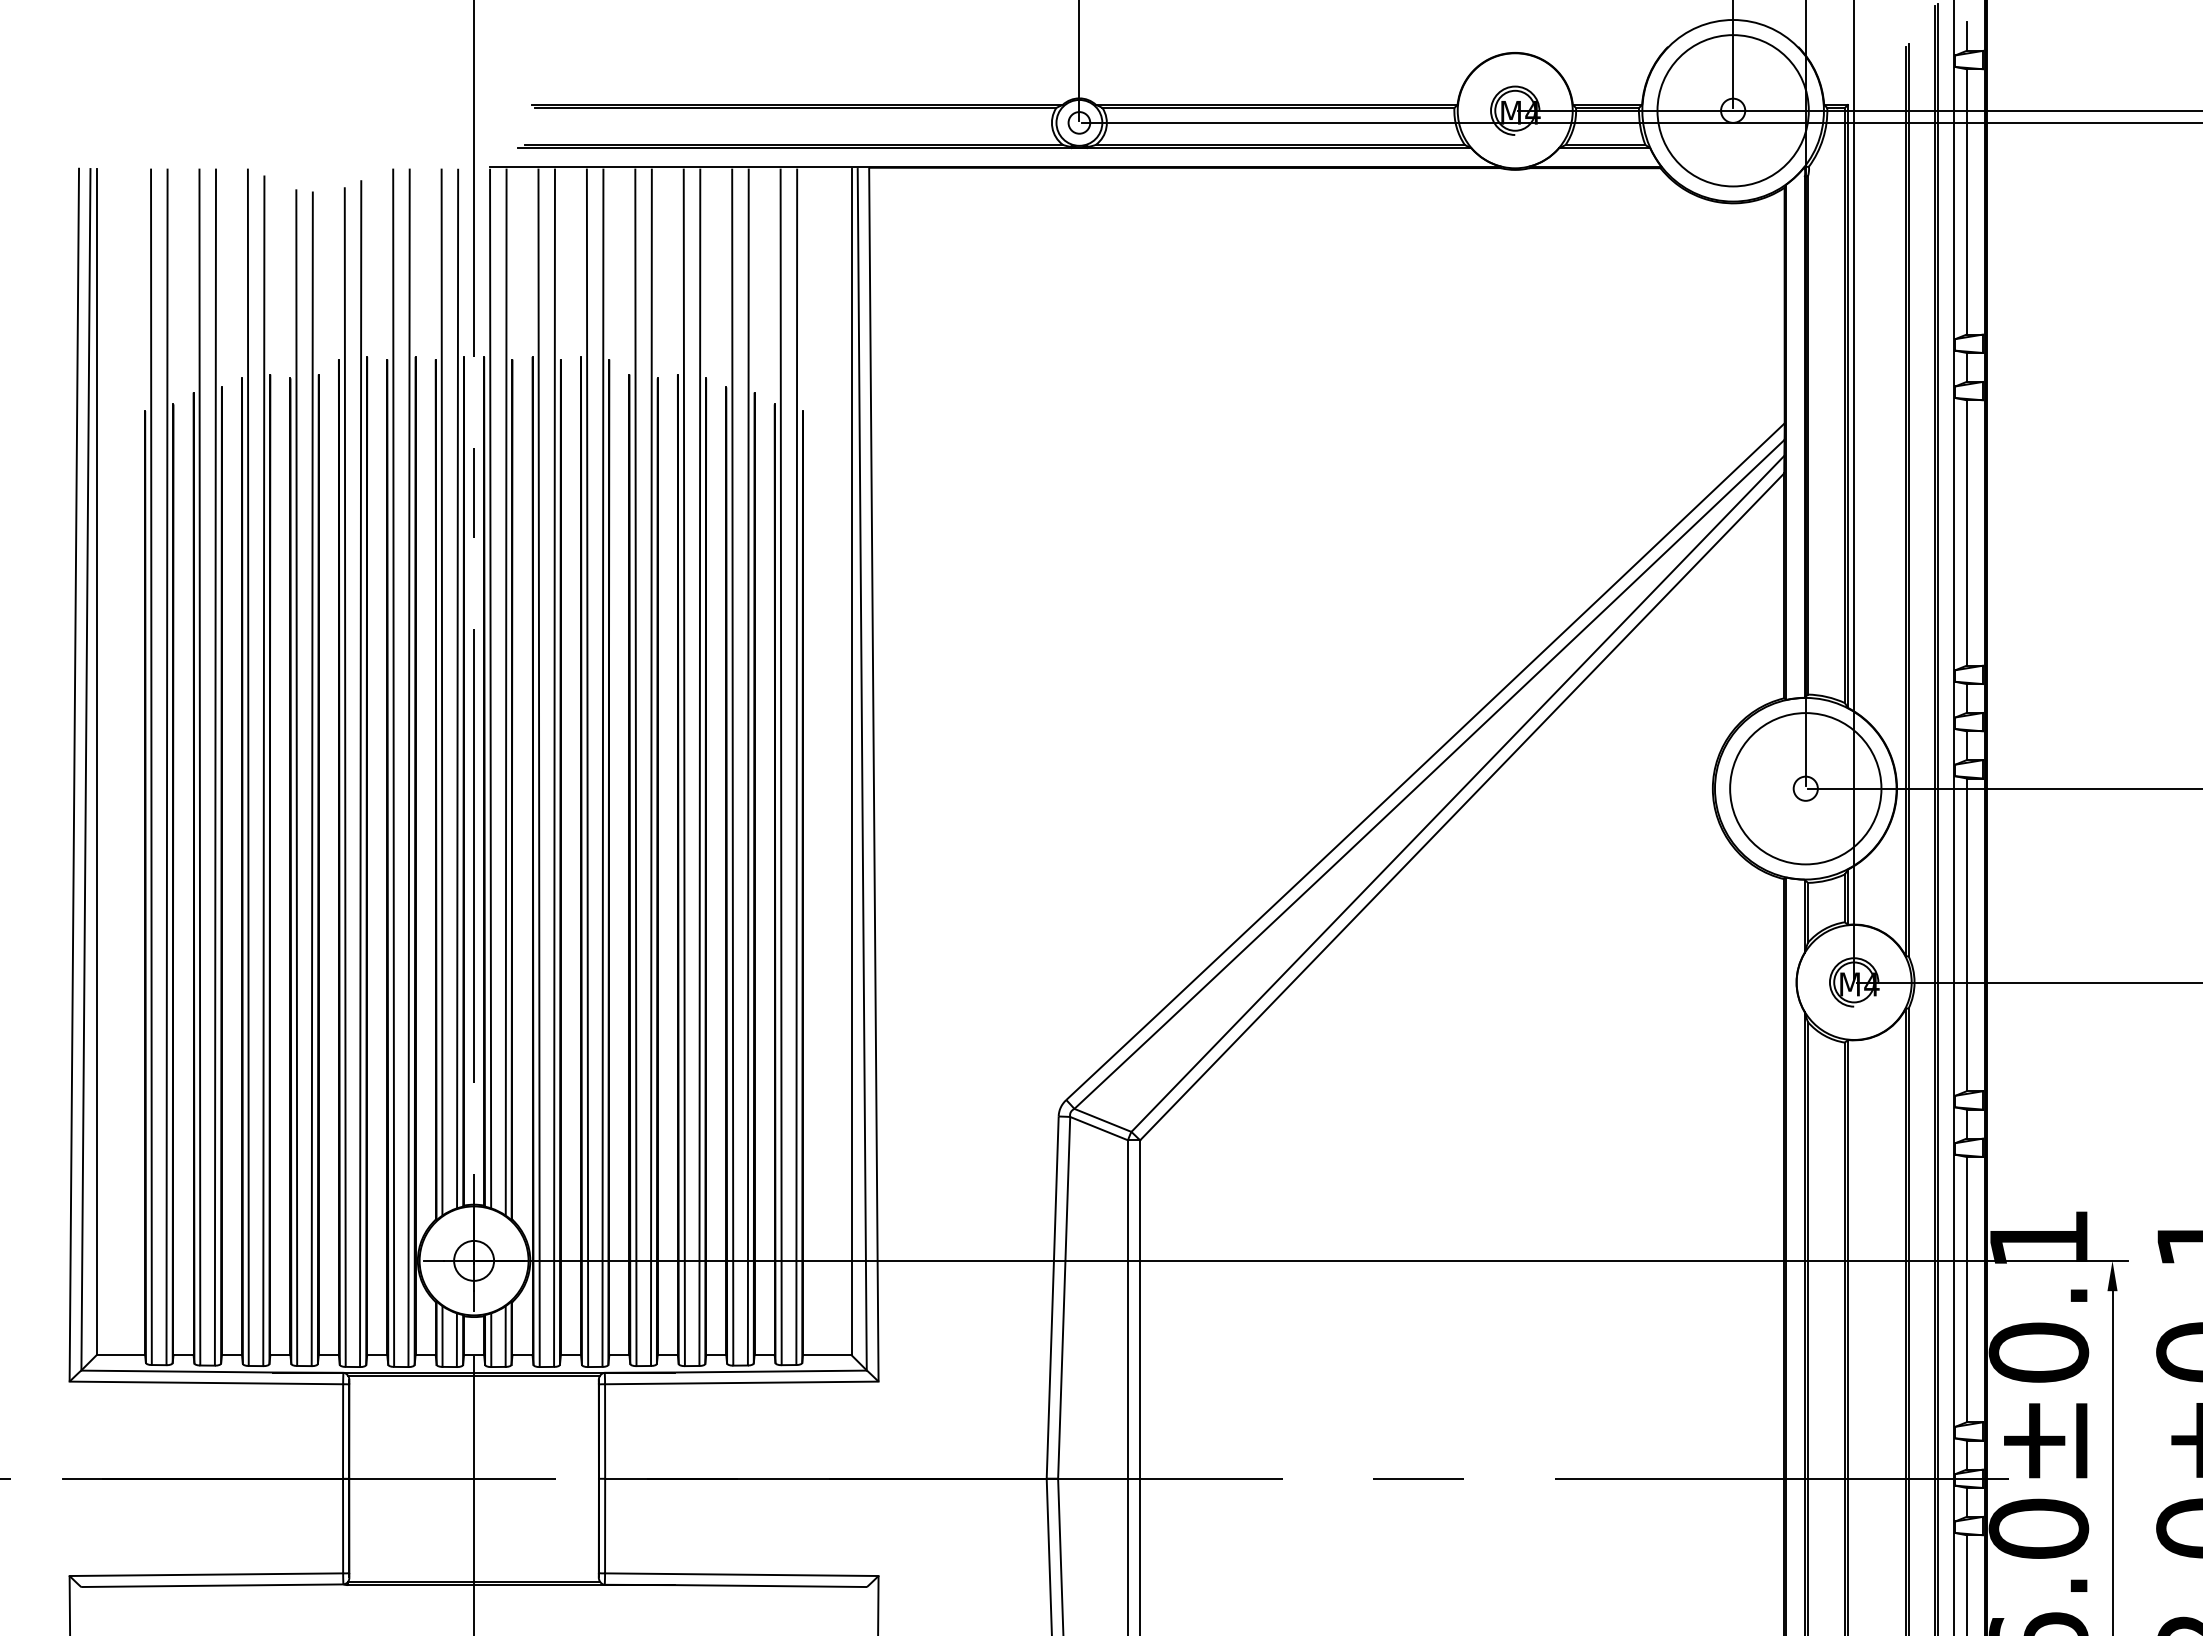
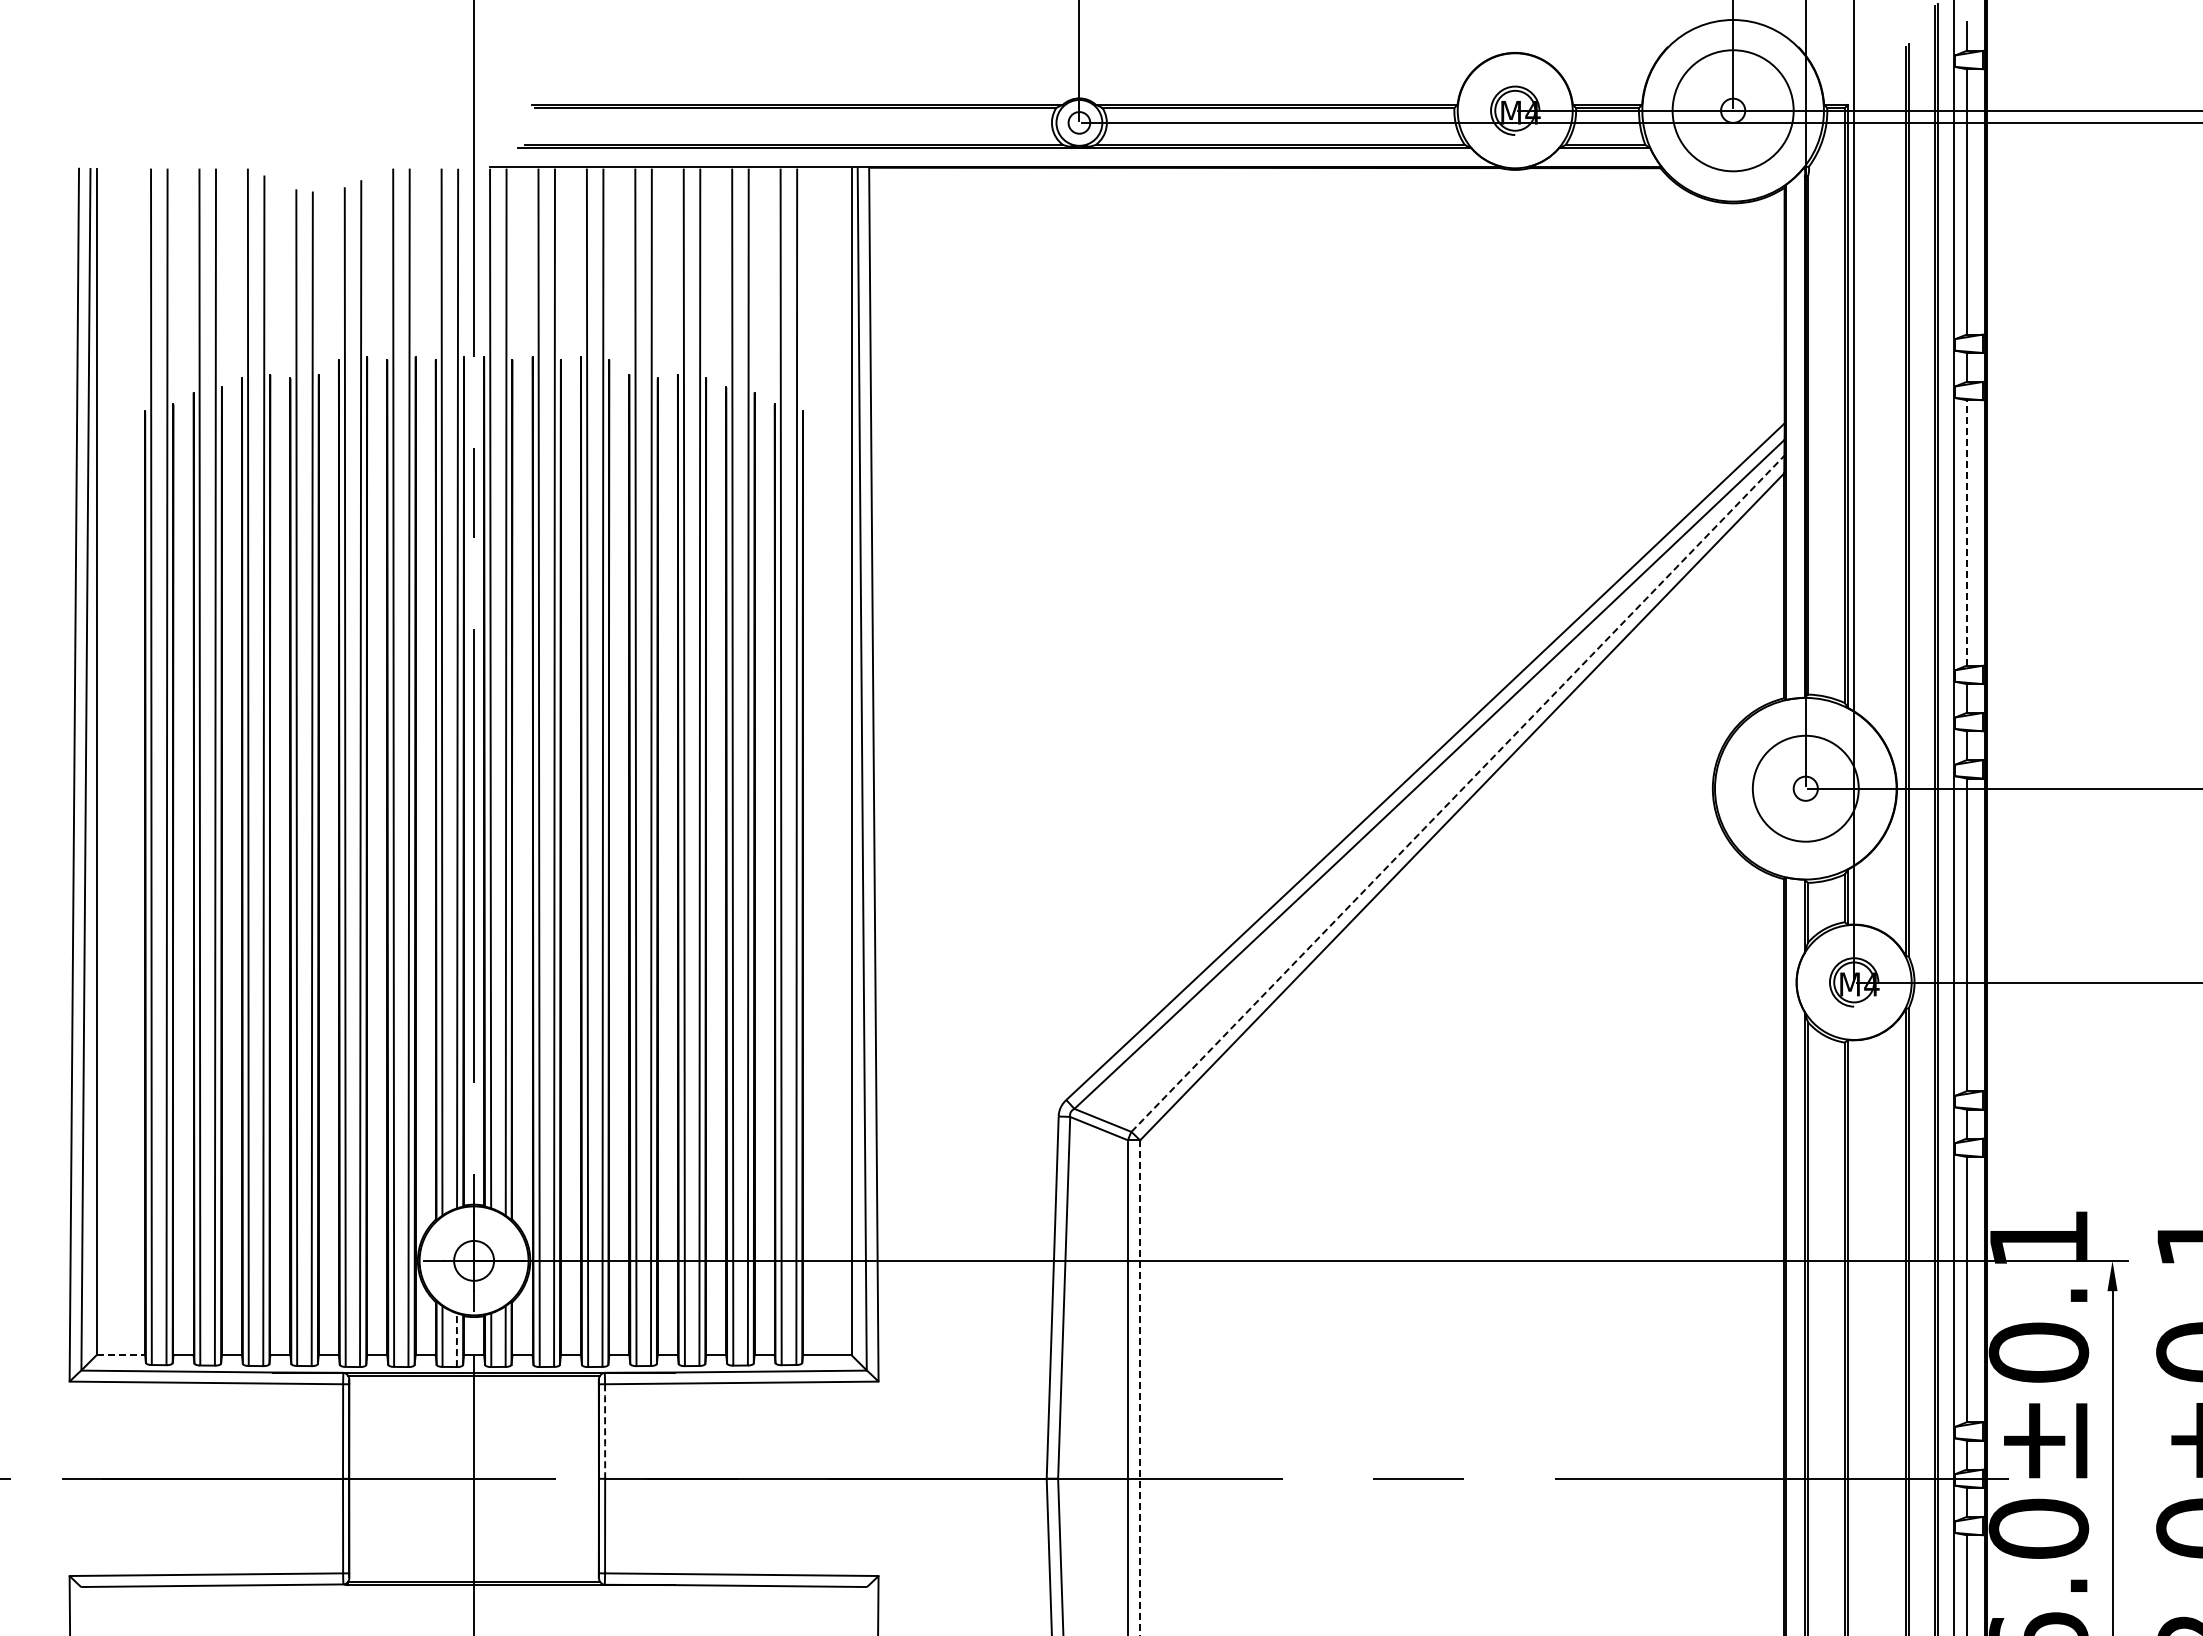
circle diameter: 151 px -> 121 px (1732, 110)
line: solid -> dashed (1966, 533)
circle diameter: 151 px -> 106 px (1805, 788)
line: solid -> dashed (1457, 793)
line: solid -> dashed (456, 1341)
line: solid -> dashed (121, 1355)
line: solid -> dashed (1140, 1388)
line: solid -> dashed (605, 1431)
